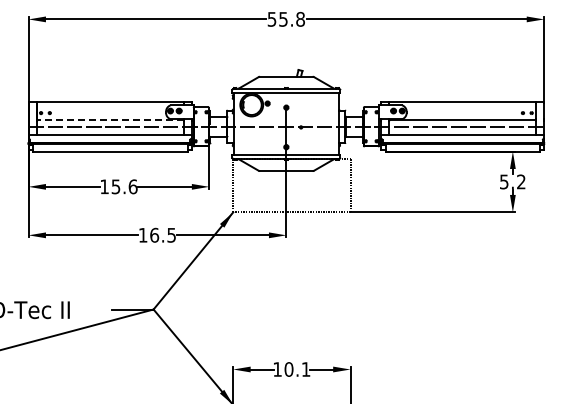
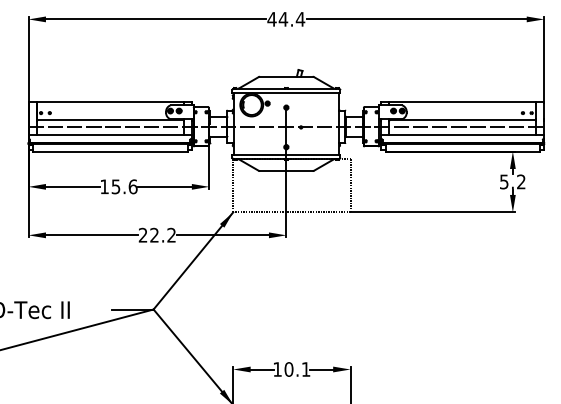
text: 55.8 -> 44.4 (286, 18)
line: dashed -> solid (109, 120)
text: 16.5 -> 22.2 (156, 234)
